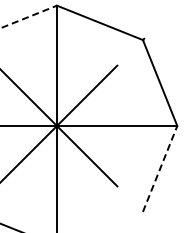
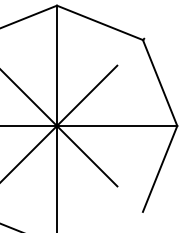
line: dashed -> solid (29, 16)
line: dashed -> solid (160, 168)
